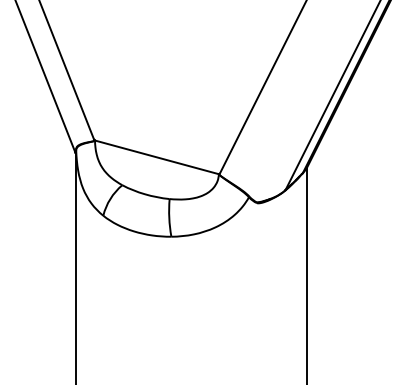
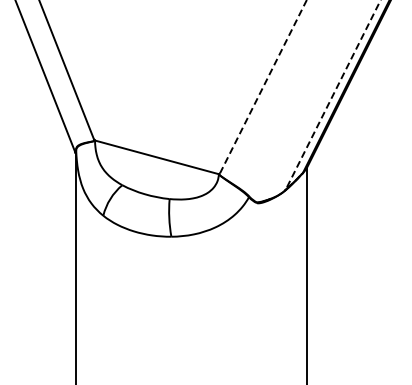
line: solid -> dashed (263, 86)
line: solid -> dashed (332, 95)
